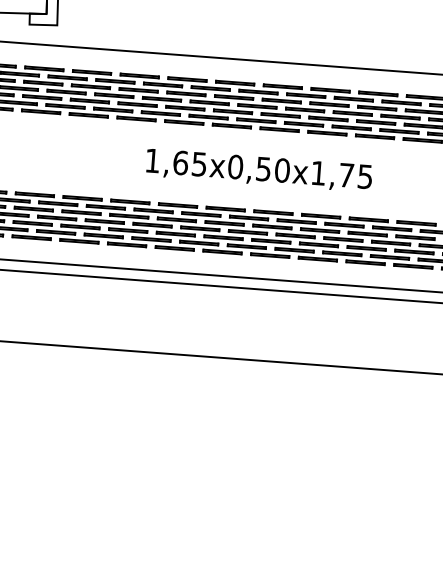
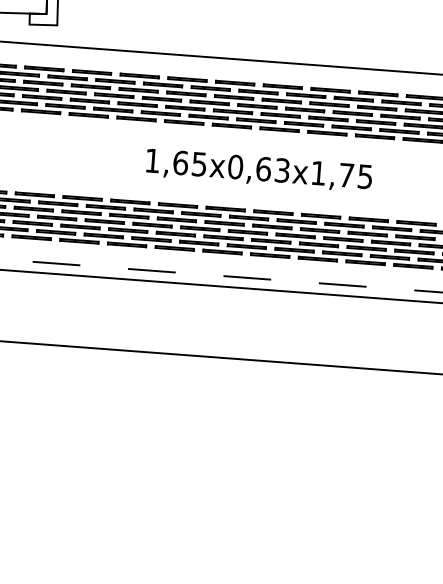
text: 1,65x0,50x1,75 -> 1,65x0,63x1,75 (272, 169)
line: solid -> dashed (221, 275)
